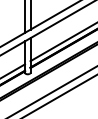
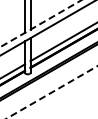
line: solid -> dashed (40, 23)
line: solid -> dashed (51, 92)
line: present -> none (60, 95)
